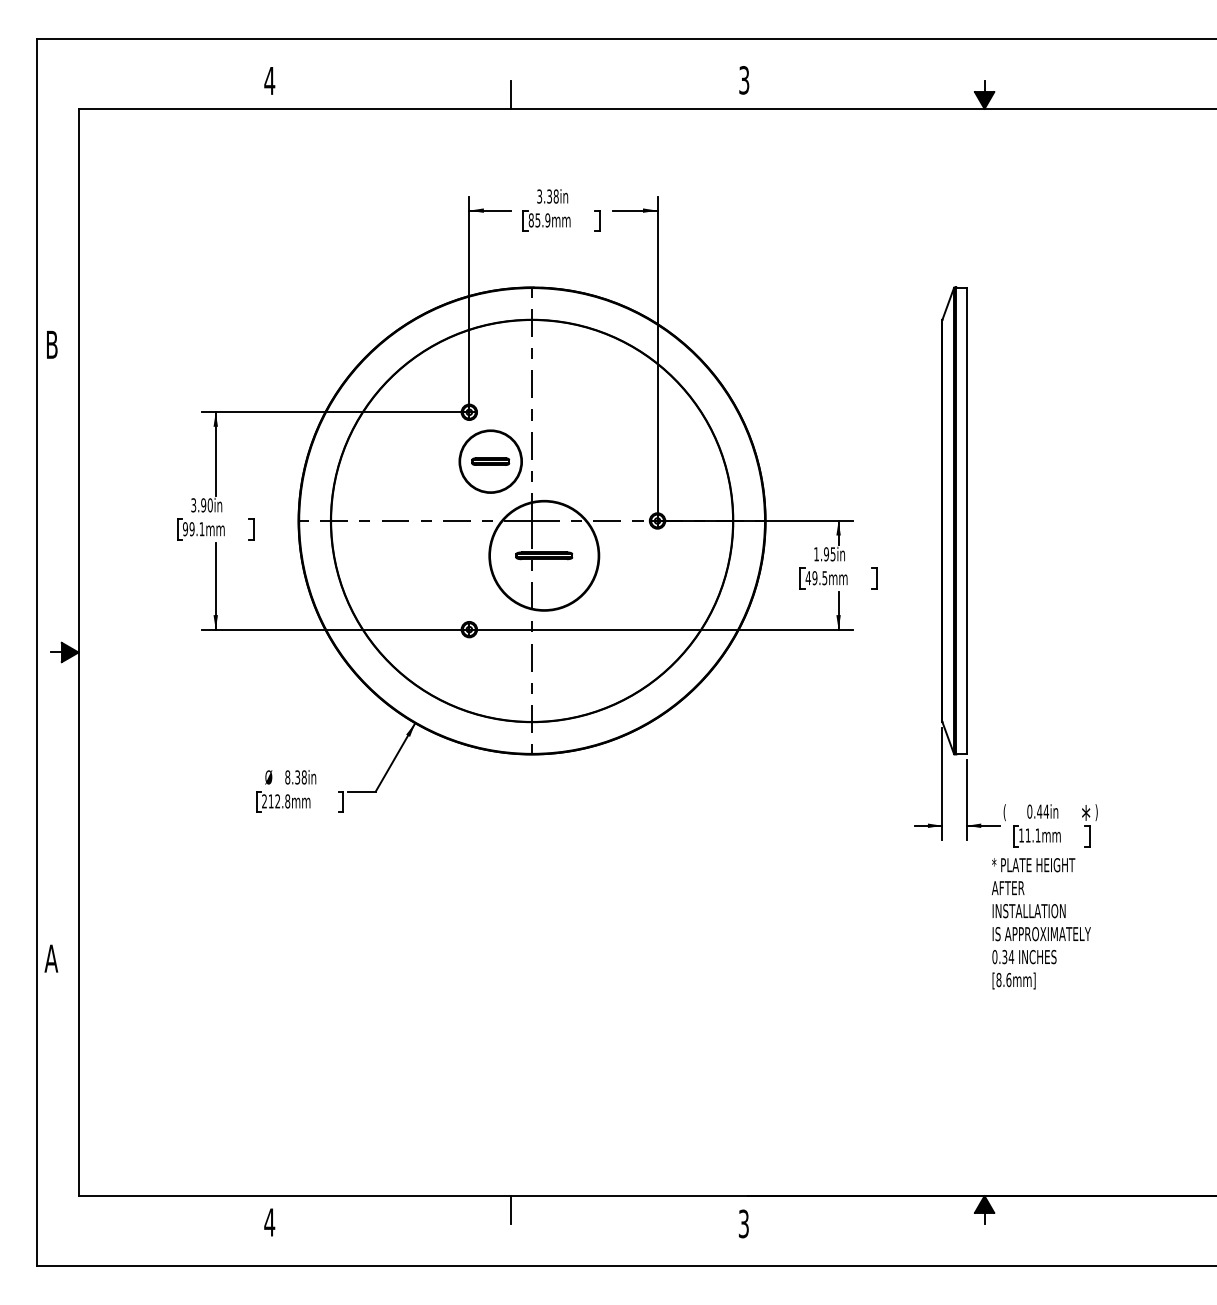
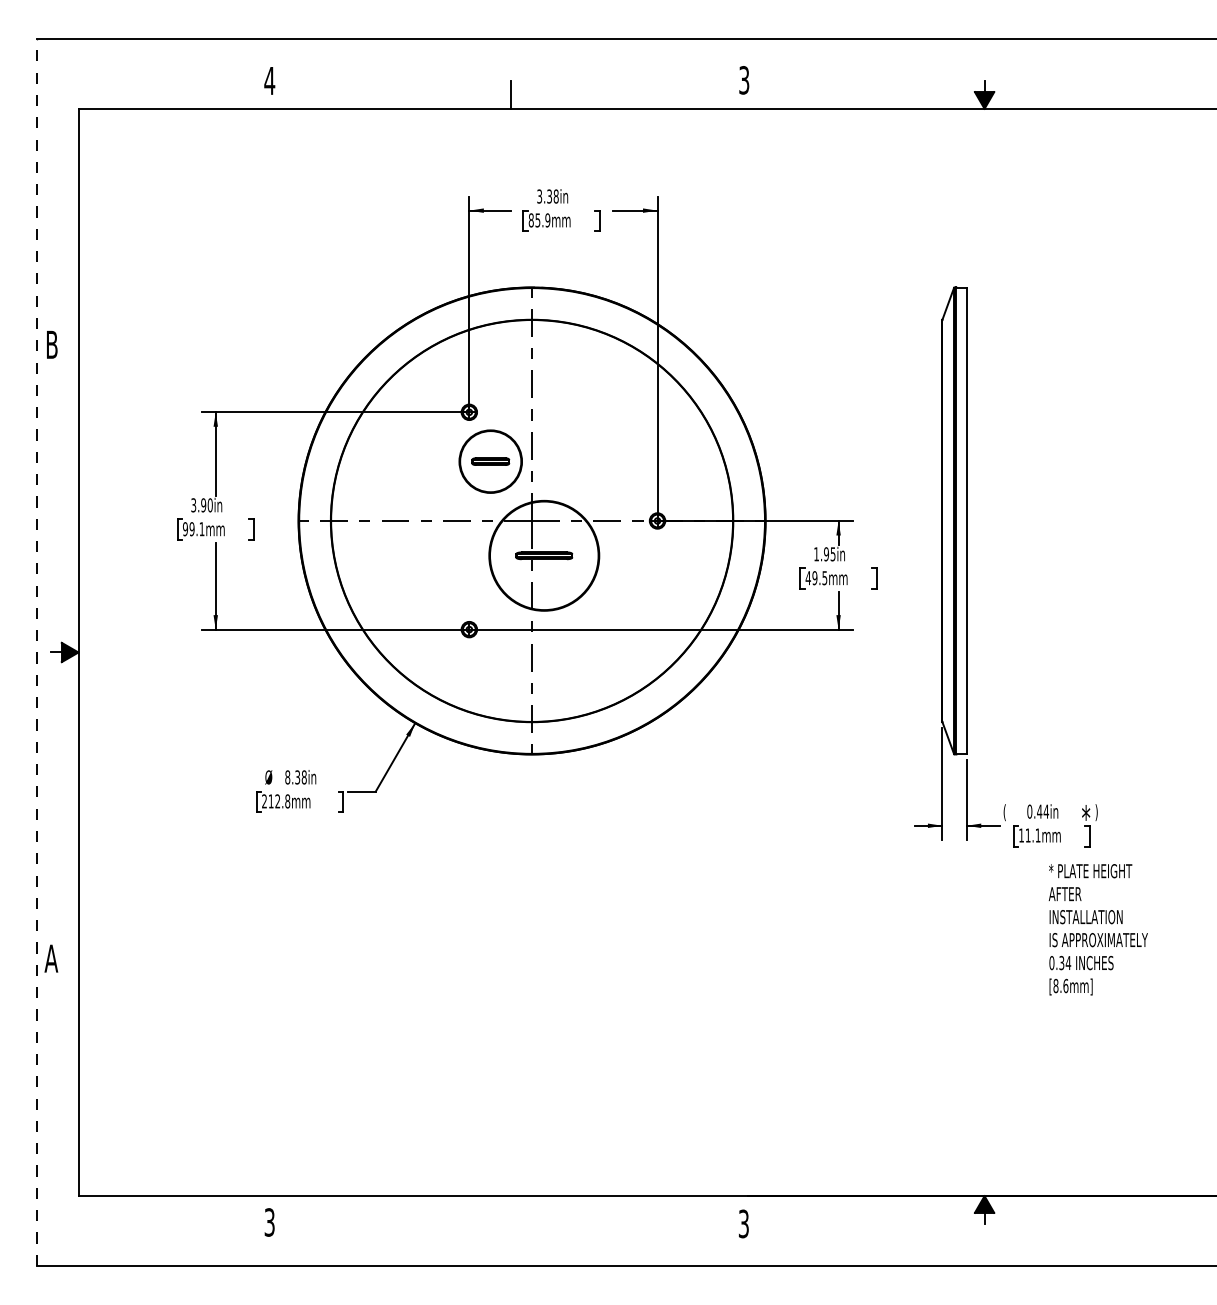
line: solid -> dashed (36, 652)
text position: (1040, 923) -> (1097, 929) (1097, 929)
line: present -> none (510, 1210)
text: 4 -> 3 (269, 1222)
